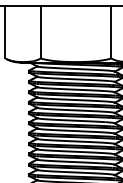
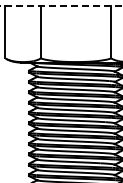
line: solid -> dashed (61, 6)
